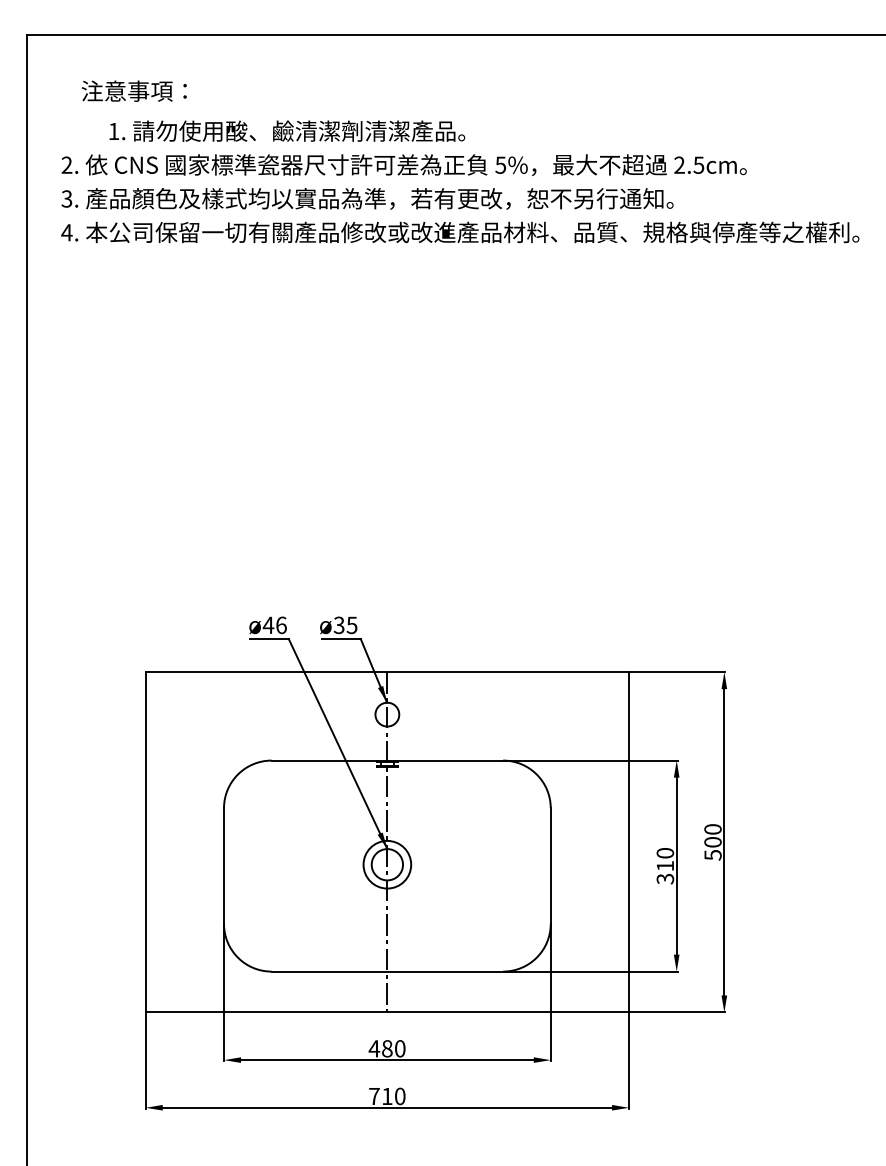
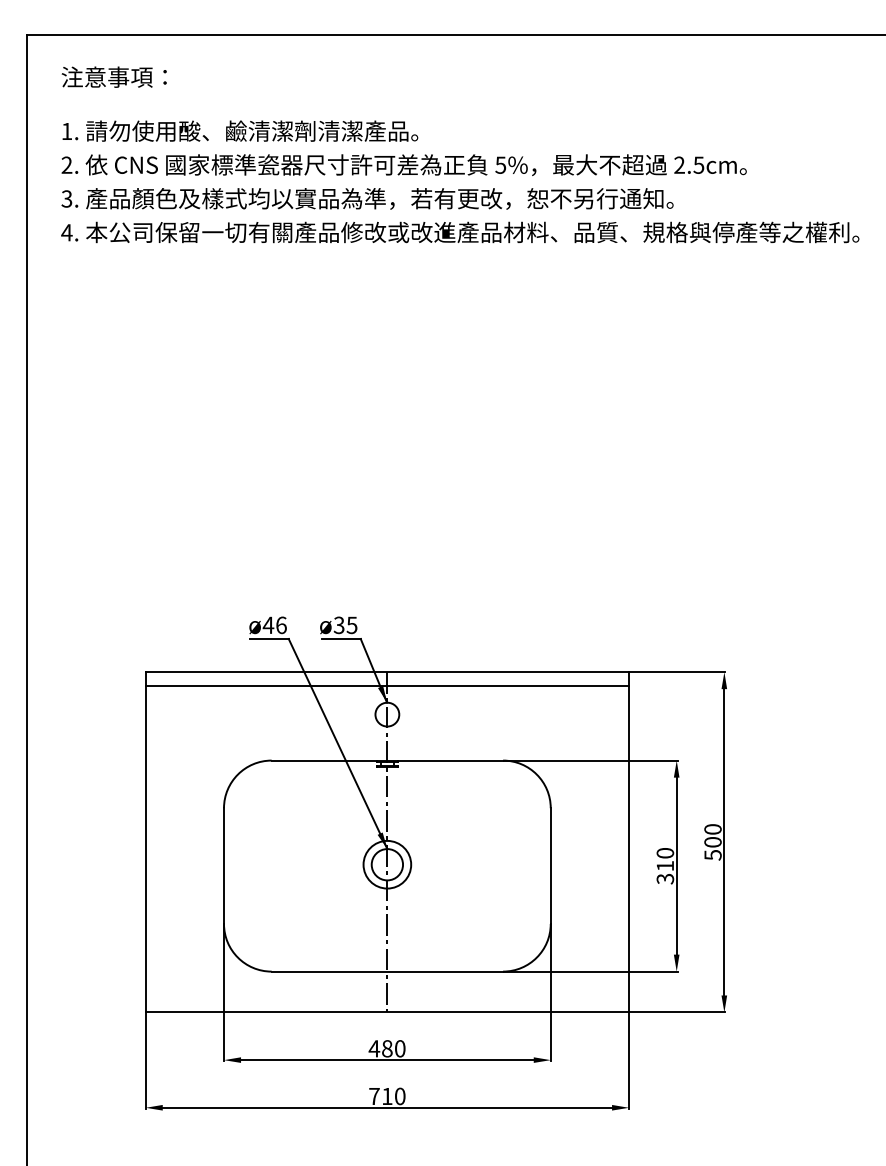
text position: (133, 90) -> (113, 76) (113, 76)
text position: (287, 130) -> (240, 130) (240, 130)
line: none -> present (387, 685)
